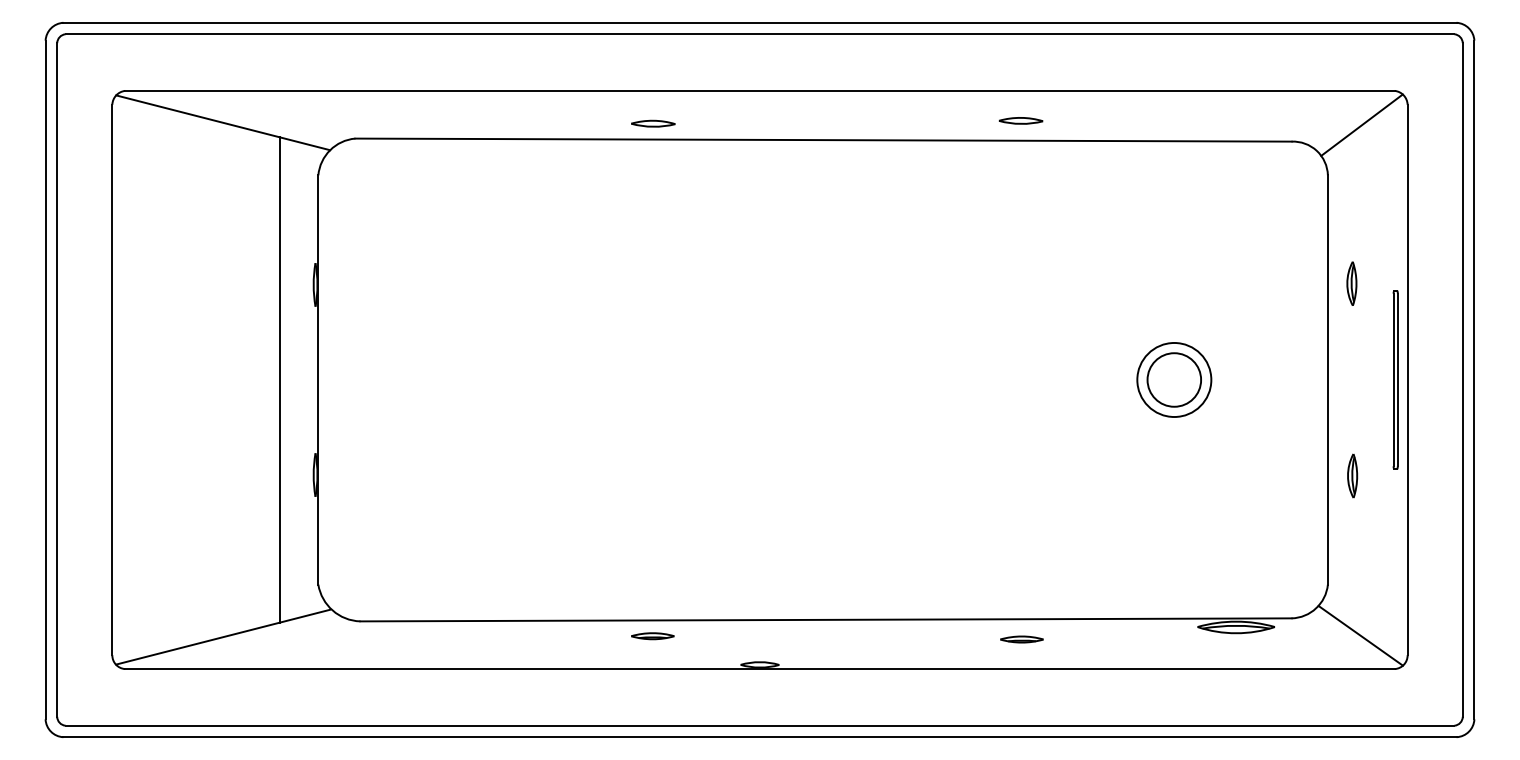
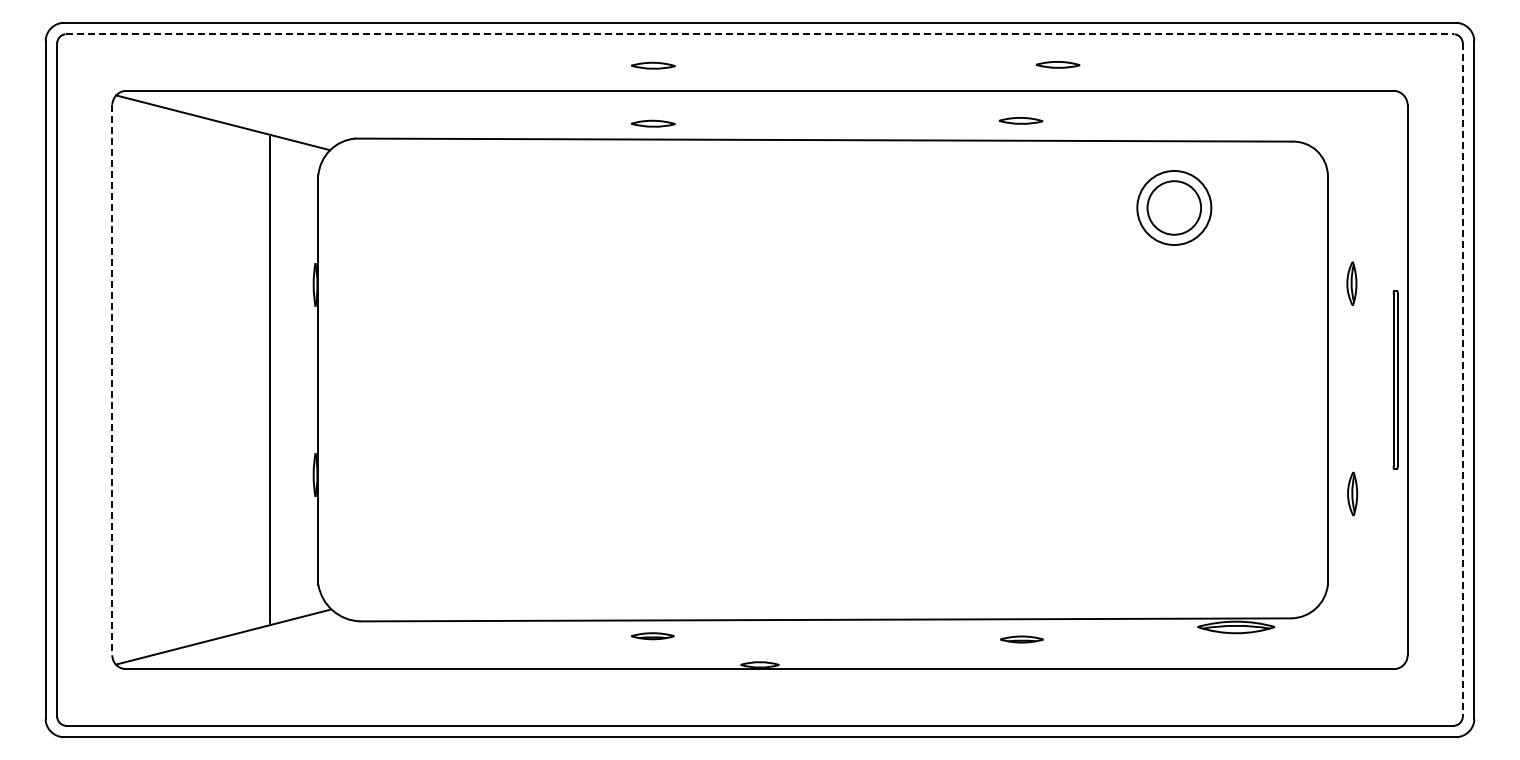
line: solid -> dashed (760, 34)
part: none -> present (1057, 64)
part: none -> present (653, 65)
line: present -> none (1361, 124)
line position: (280, 379) -> (270, 379) (270, 379)
part position: (1174, 379) -> (1174, 207) (1174, 207)
line: solid -> dashed (1462, 379)
line: solid -> dashed (112, 380)
part position: (1352, 475) -> (1352, 493) (1352, 493)
line: present -> none (1360, 635)
